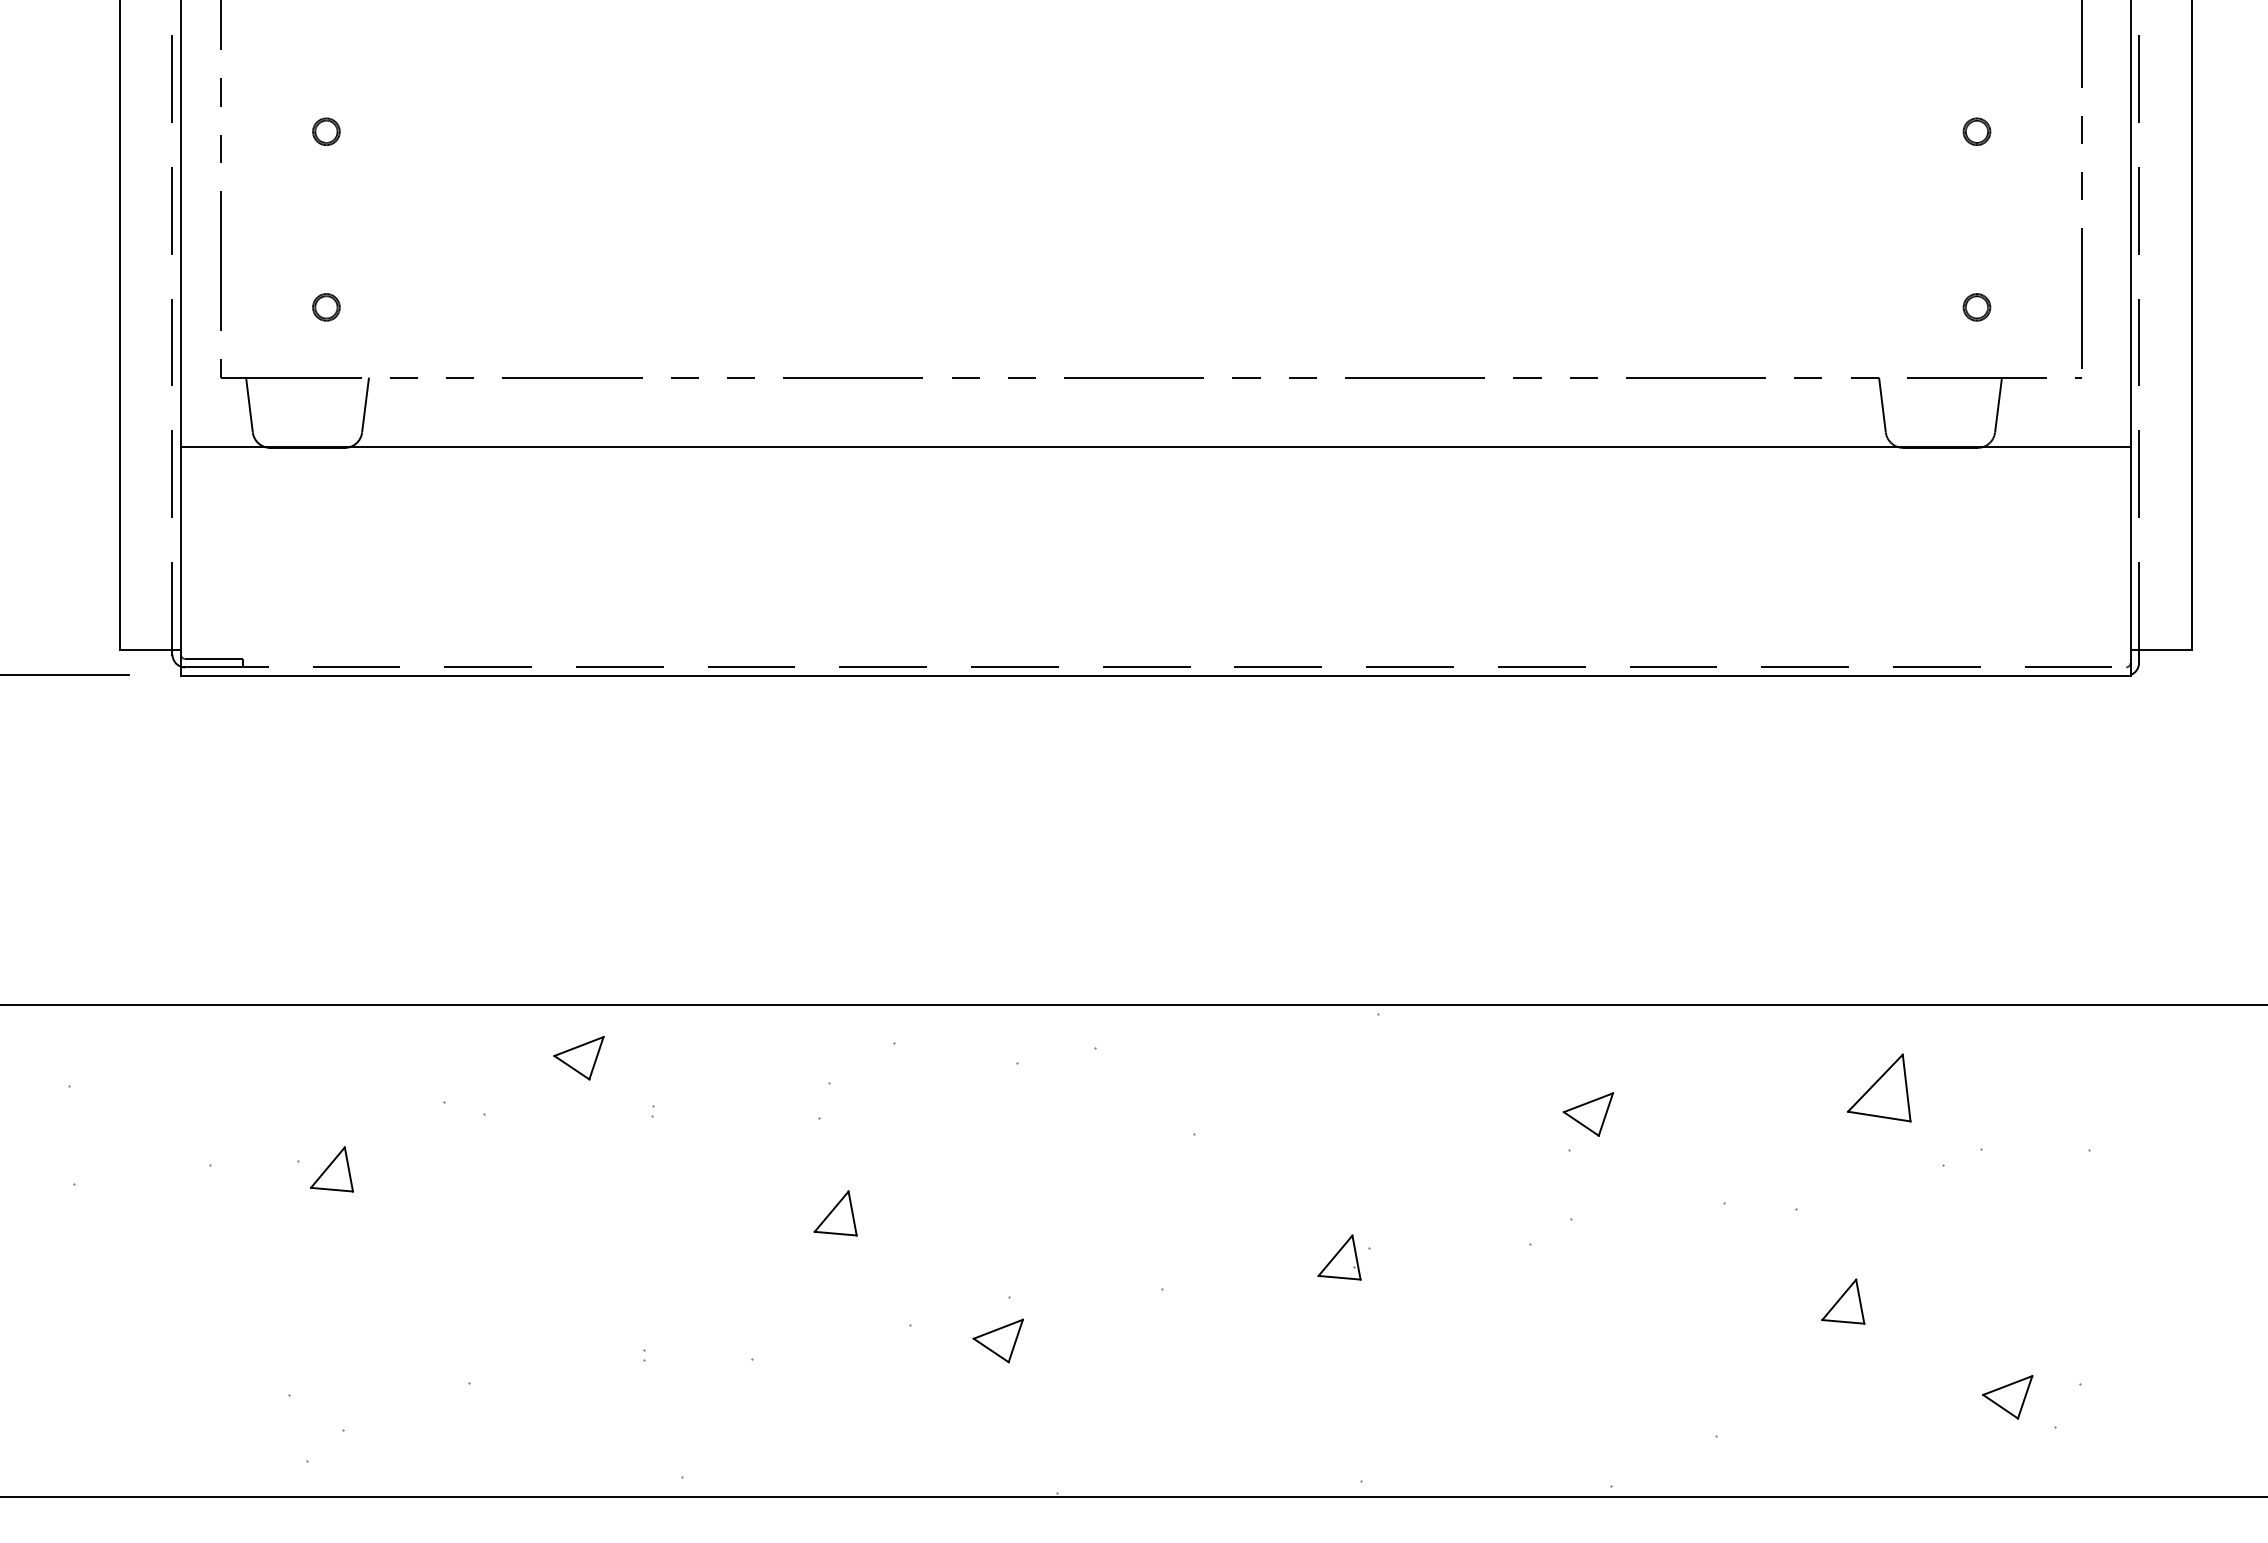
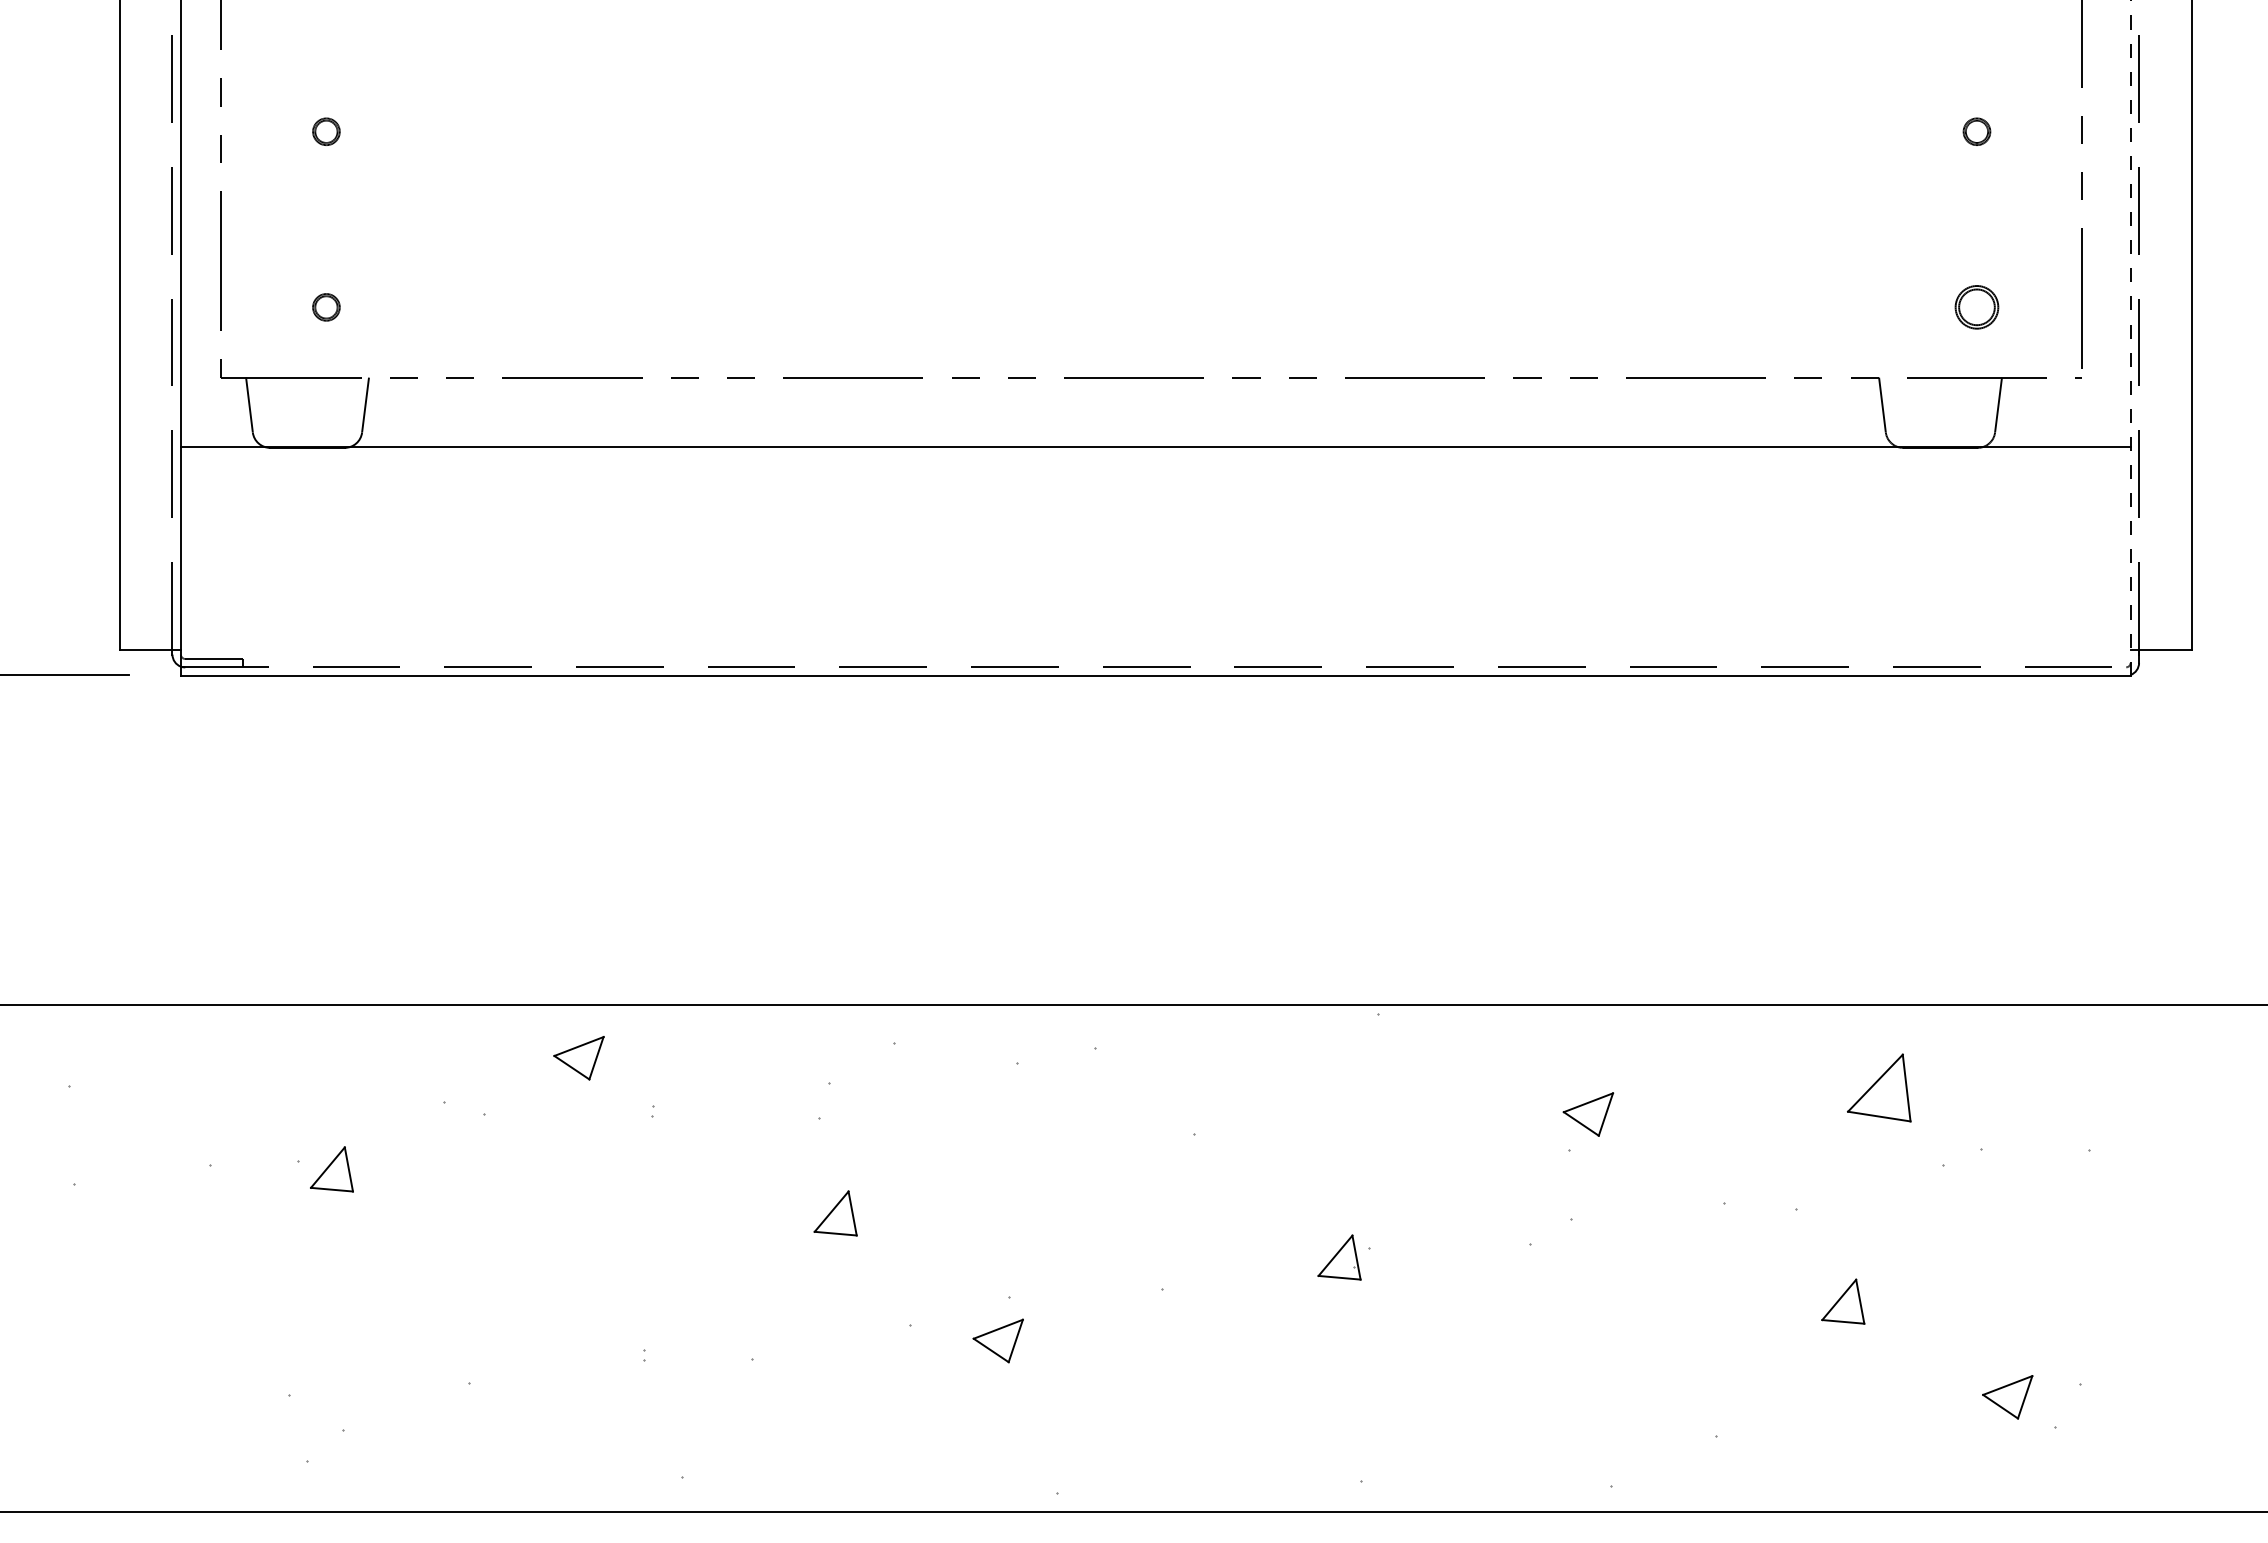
part size: 30x29 px -> 46x45 px (1976, 307)
line: solid -> dashed (2130, 337)
line position: (1133, 1496) -> (1133, 1511) (1133, 1511)
